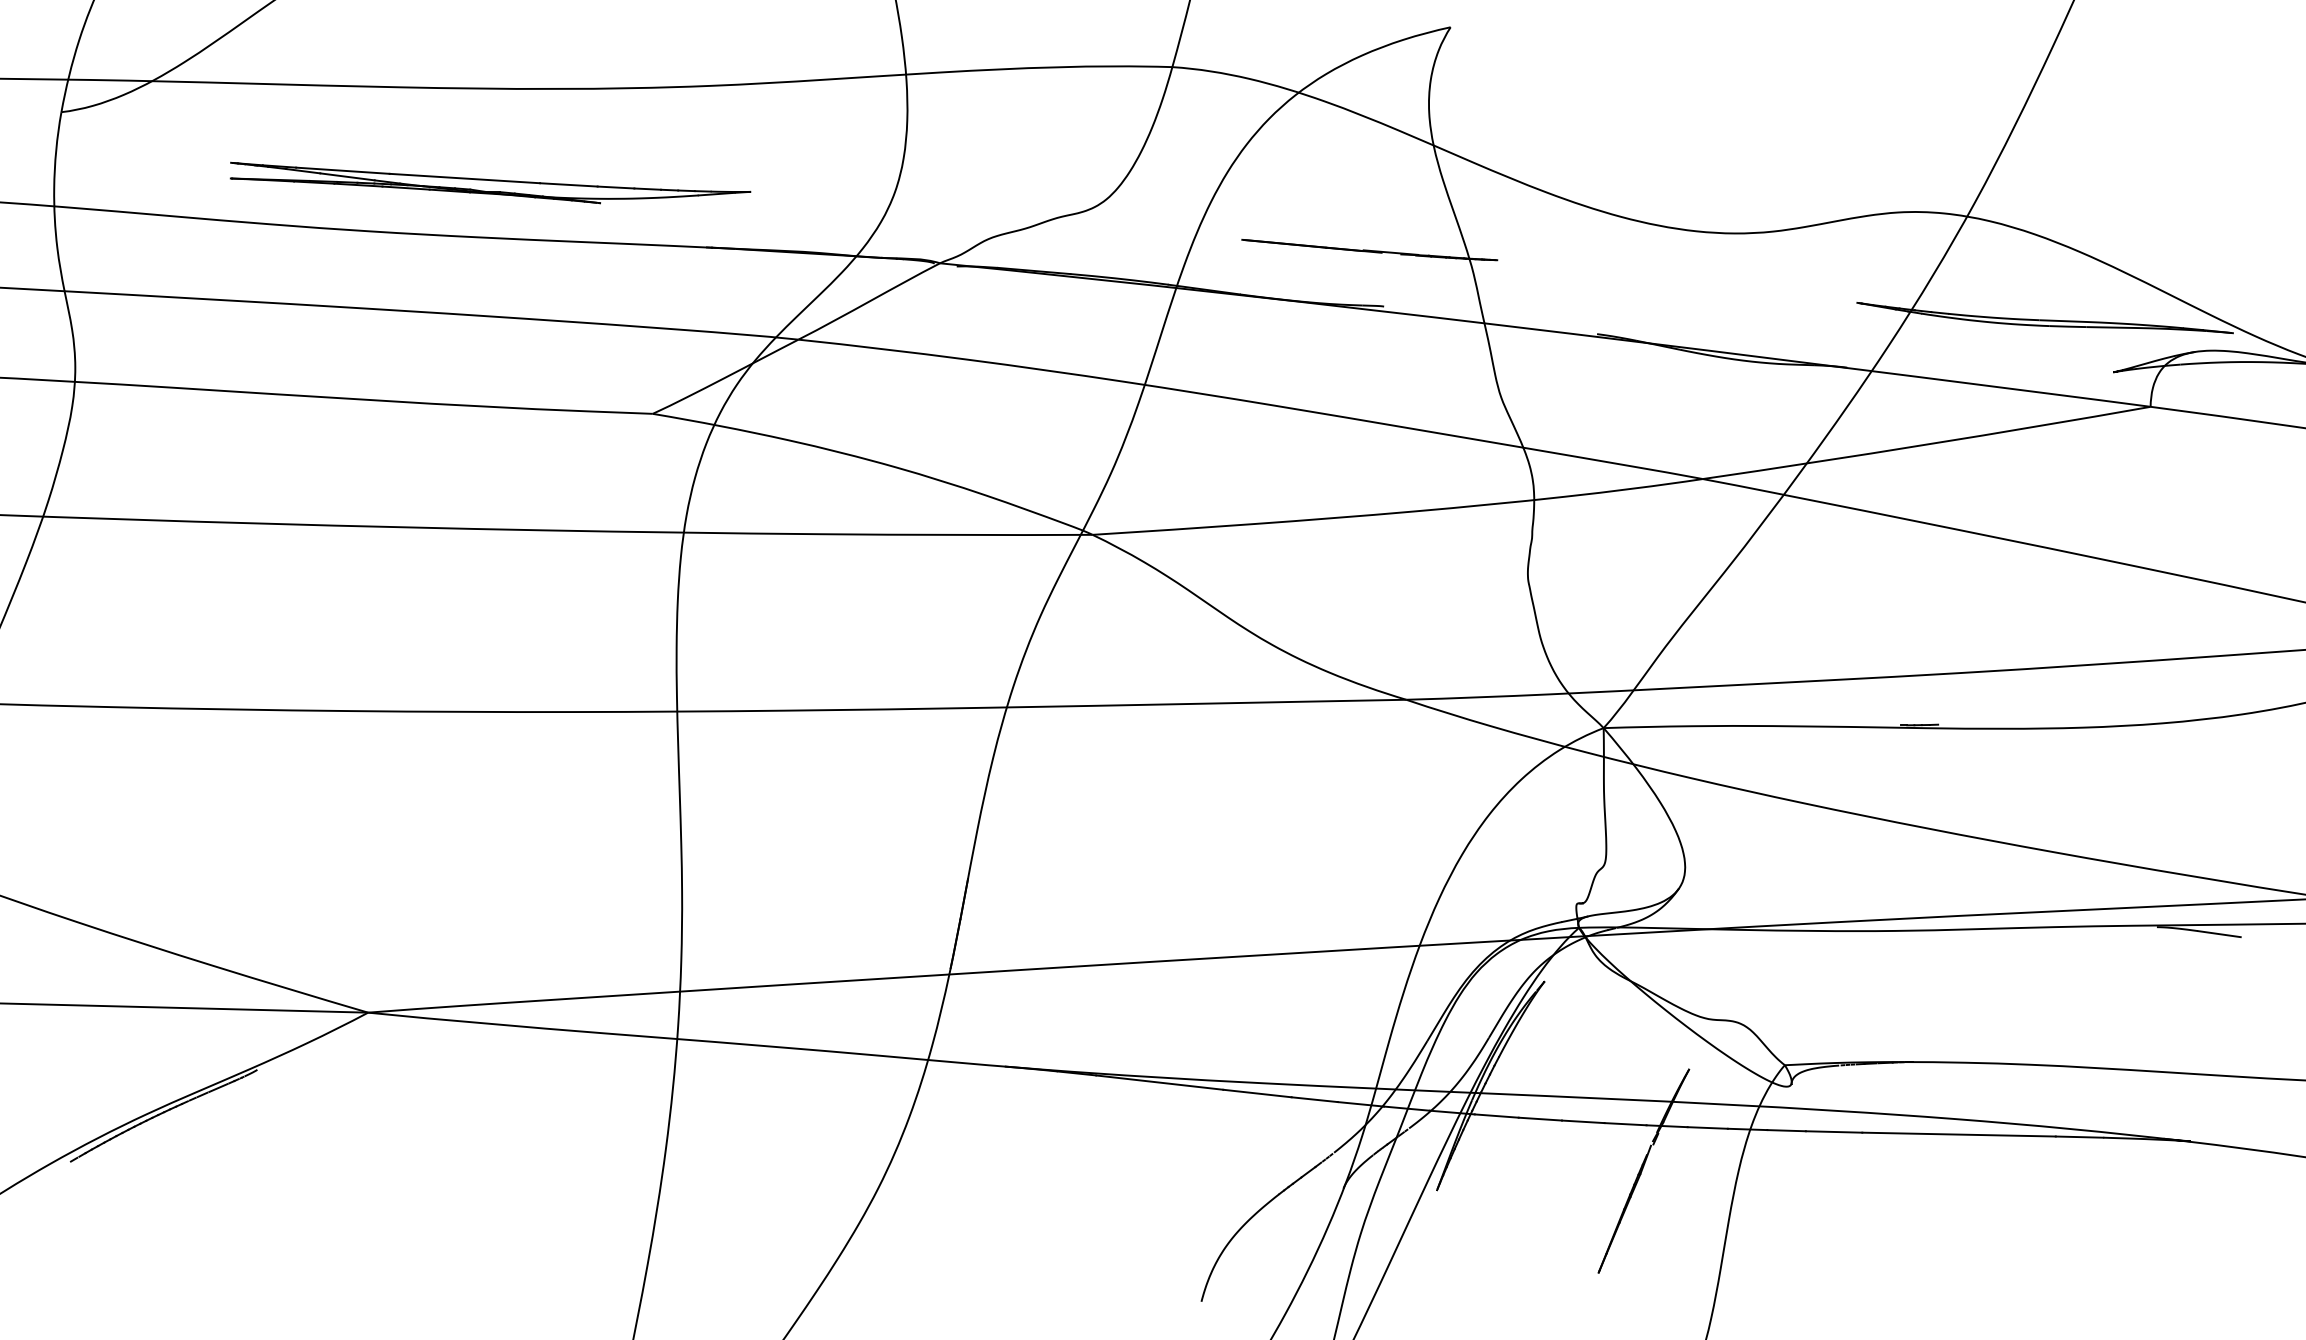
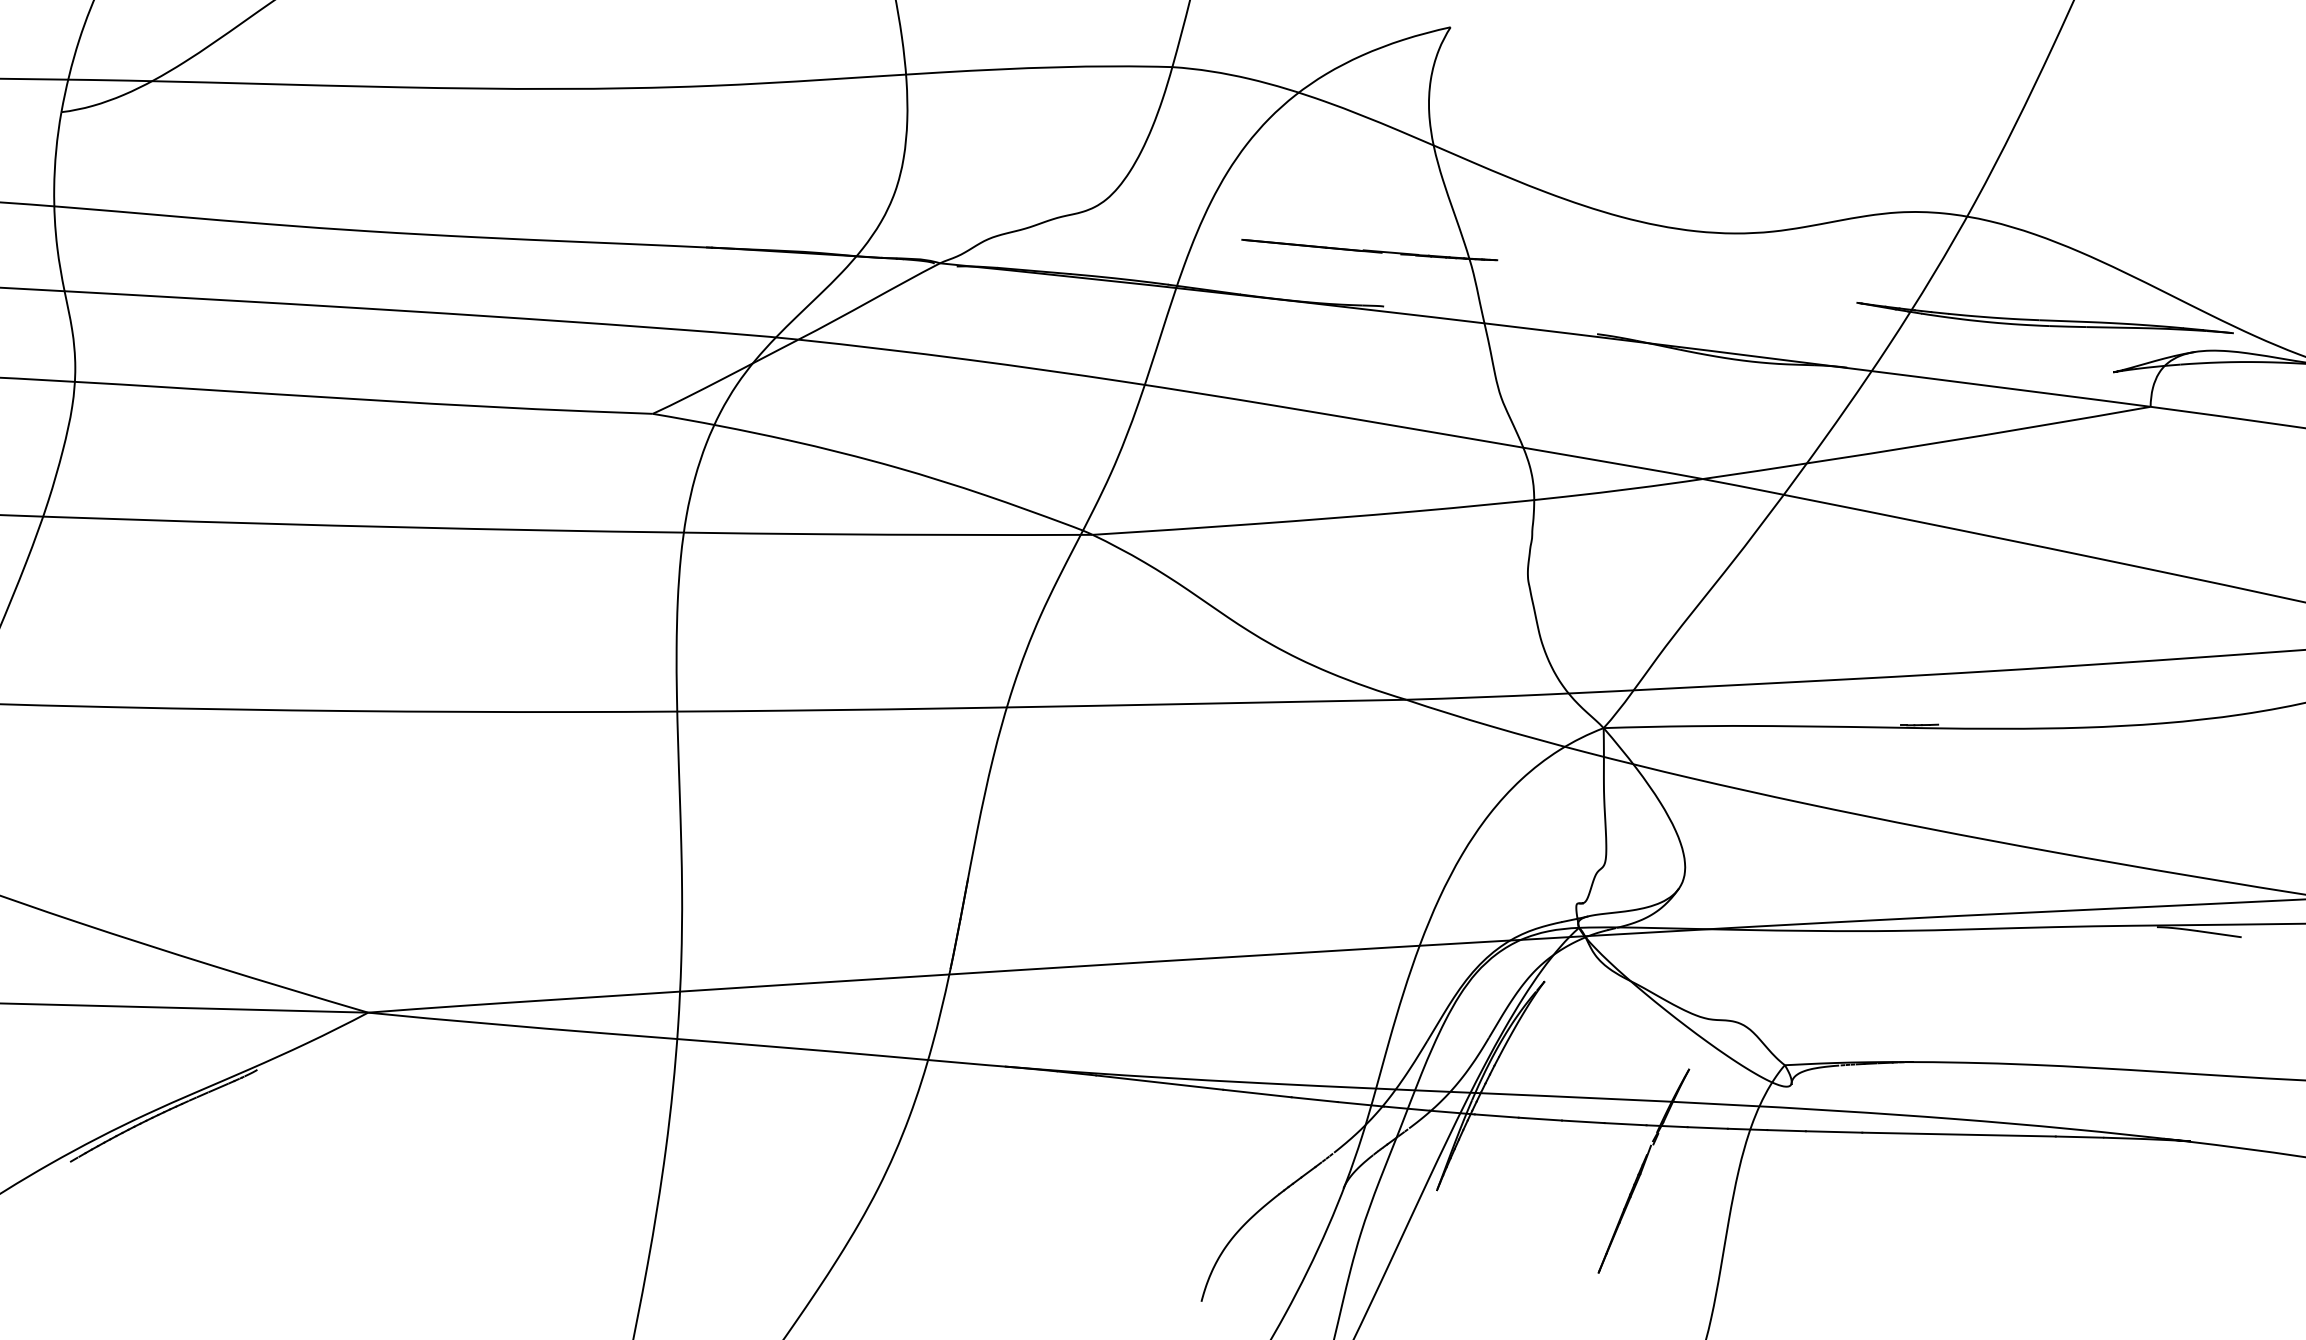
part: present -> none (490, 182)
